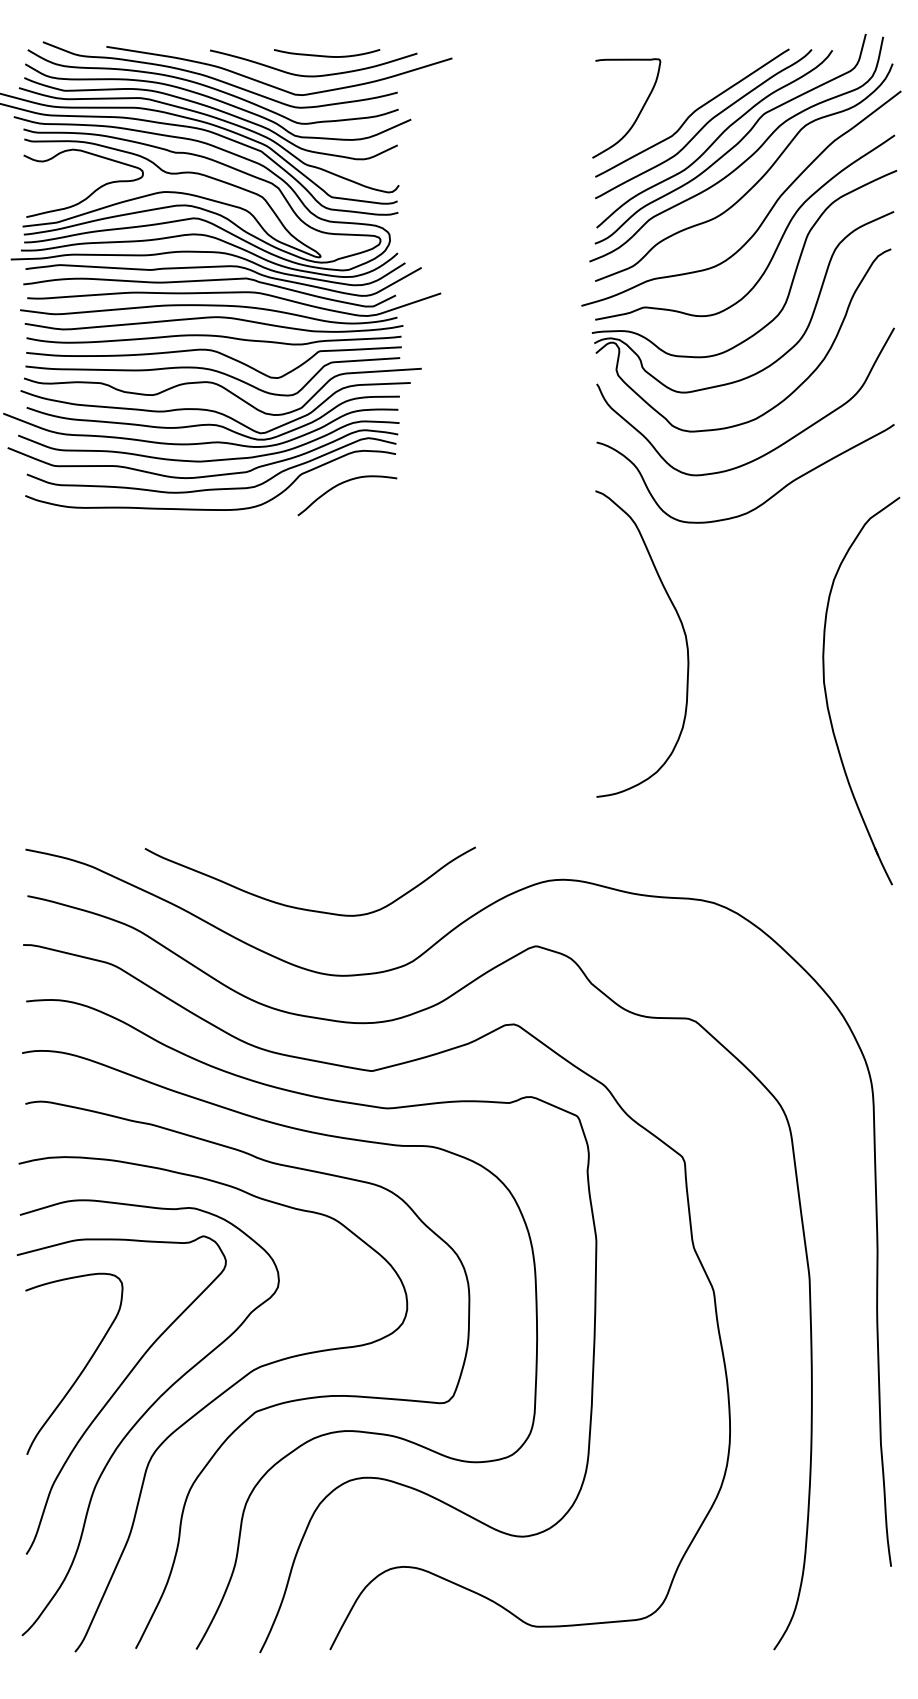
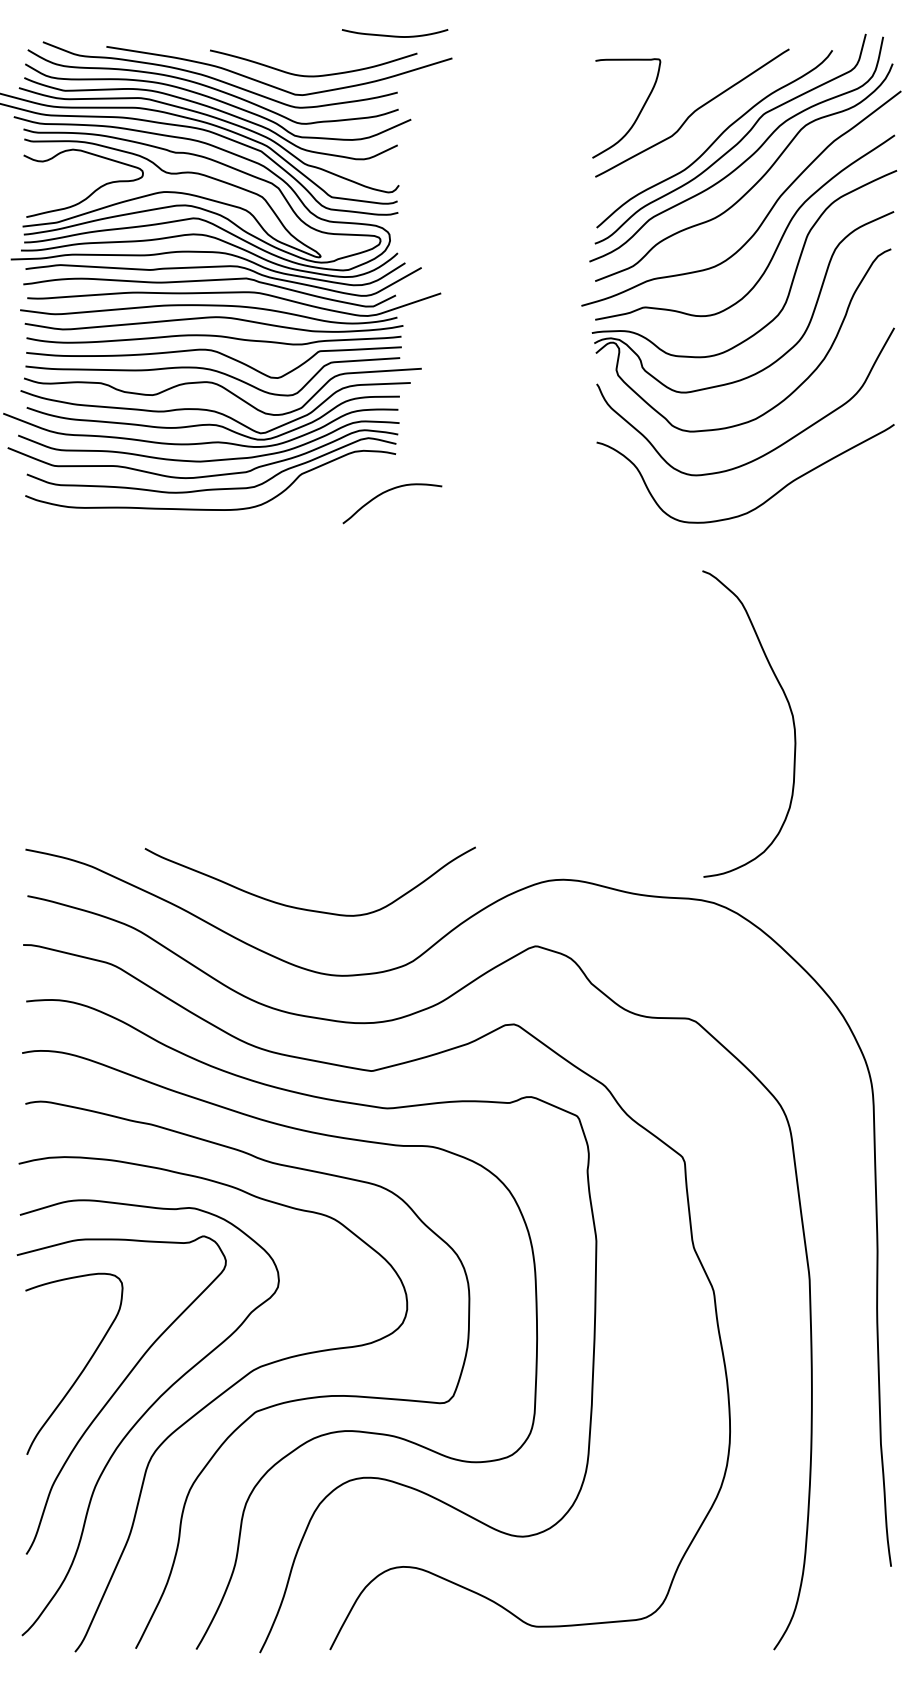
curve position: (326, 55) -> (394, 35) (394, 35)
curve: present -> none (704, 124)
curve position: (341, 484) -> (386, 492) (386, 492)
curve position: (682, 629) -> (789, 709) (789, 709)
part: present -> none (827, 697)
